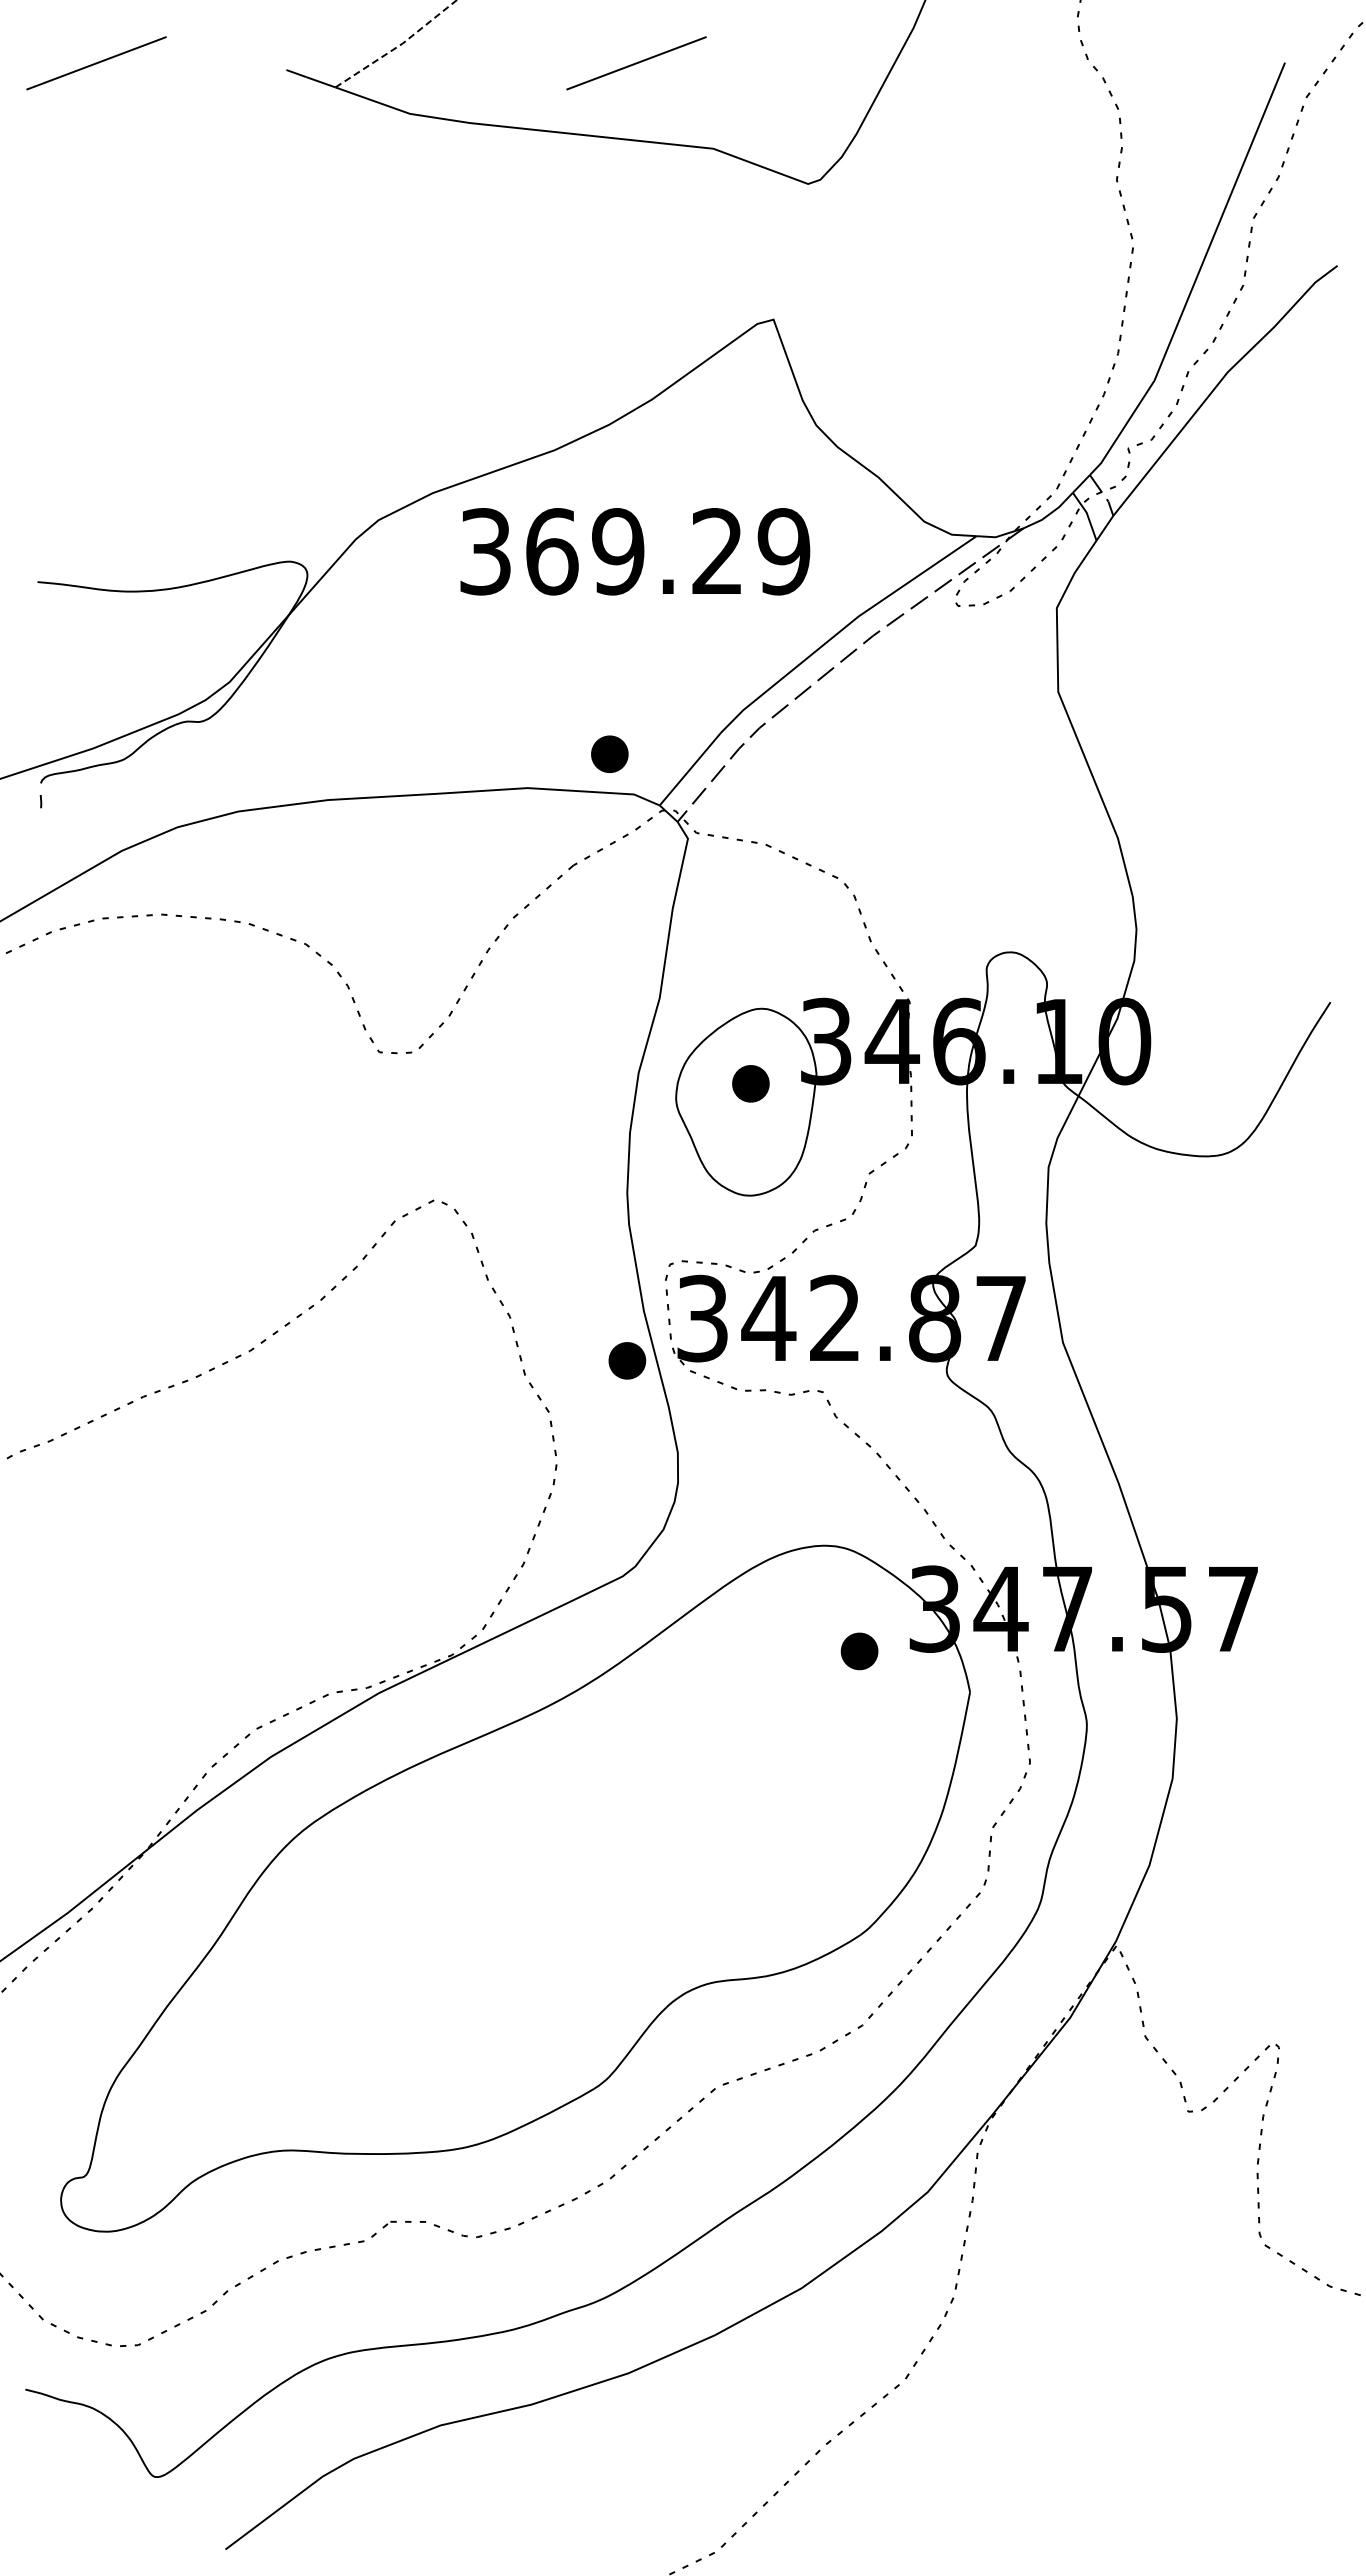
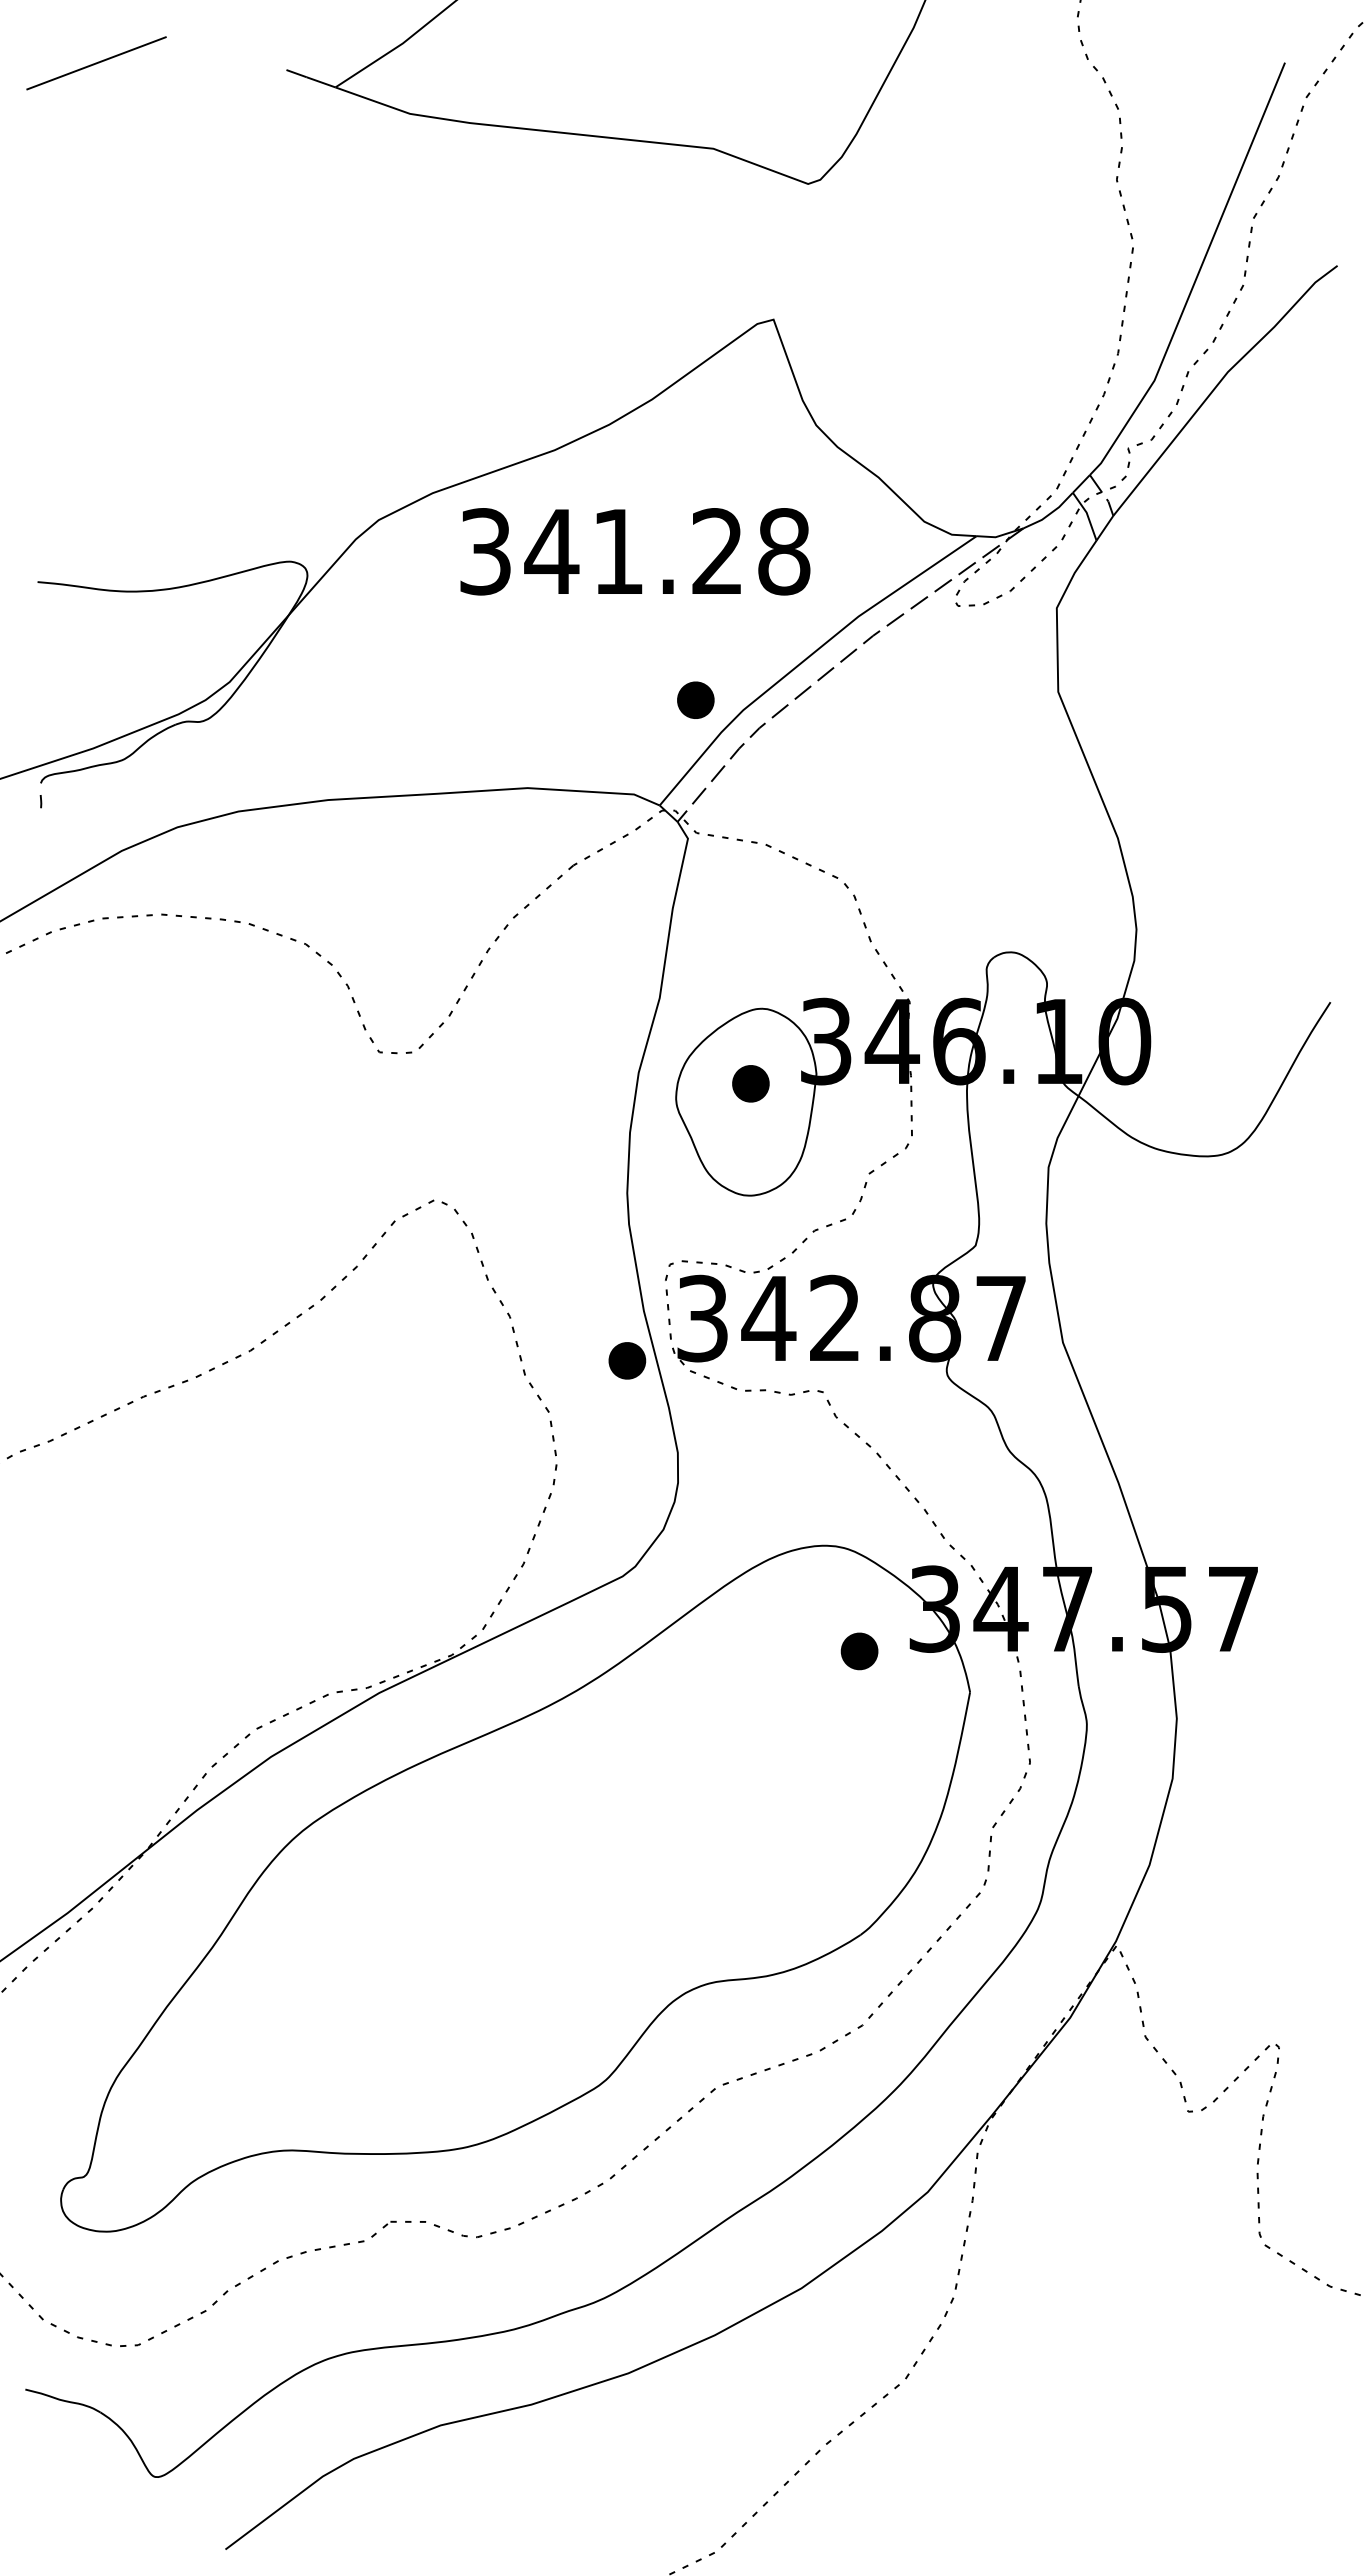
line: dashed -> solid (398, 46)
line: present -> none (636, 63)
text: 369.29 -> 341.28 (667, 551)
part position: (609, 753) -> (695, 699) (695, 699)
